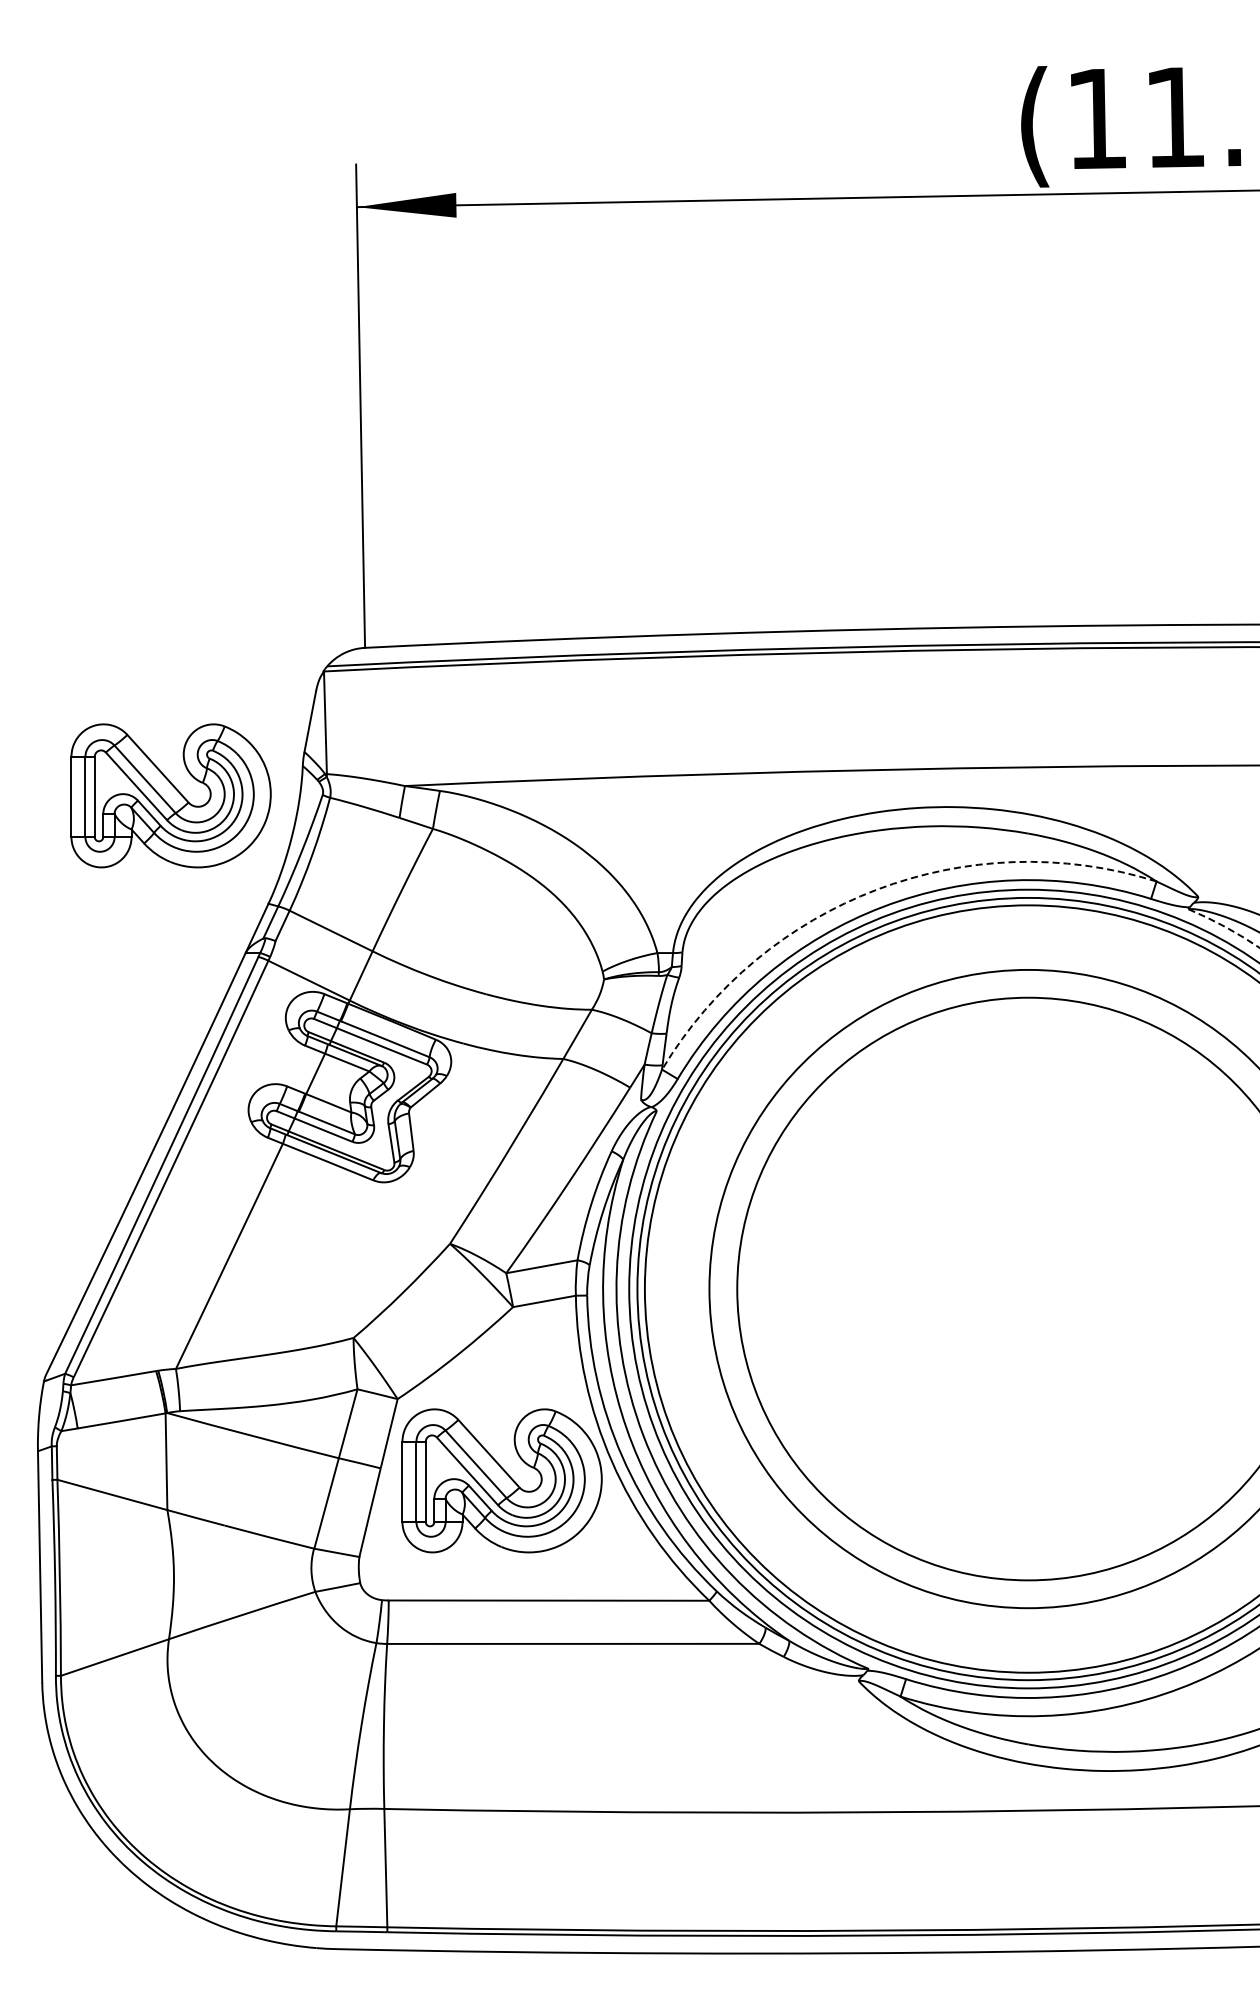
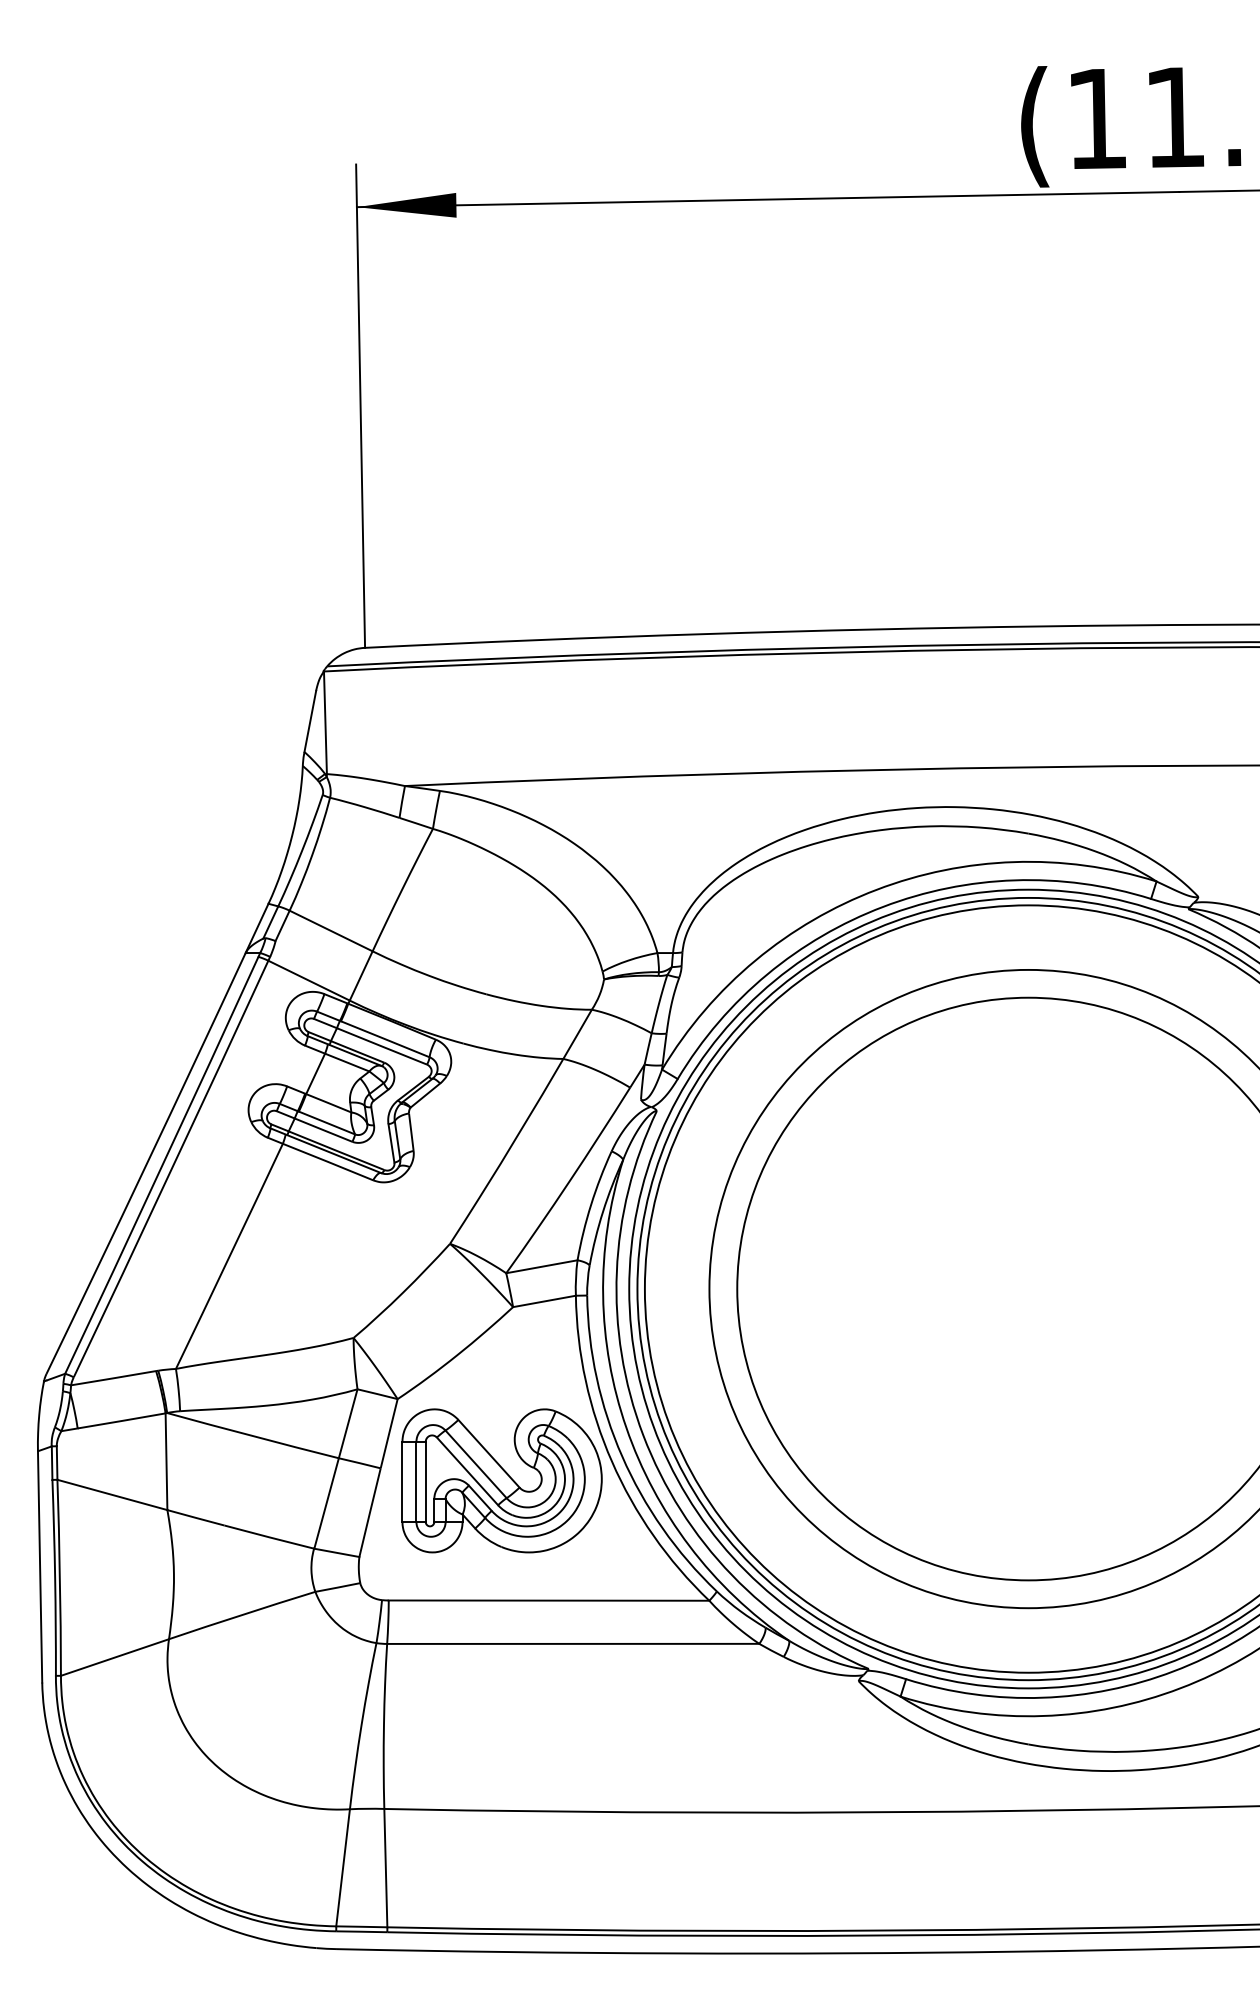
part: present -> none (170, 795)
arc: dashed -> solid (876, 889)
arc: dashed -> solid (1223, 926)
